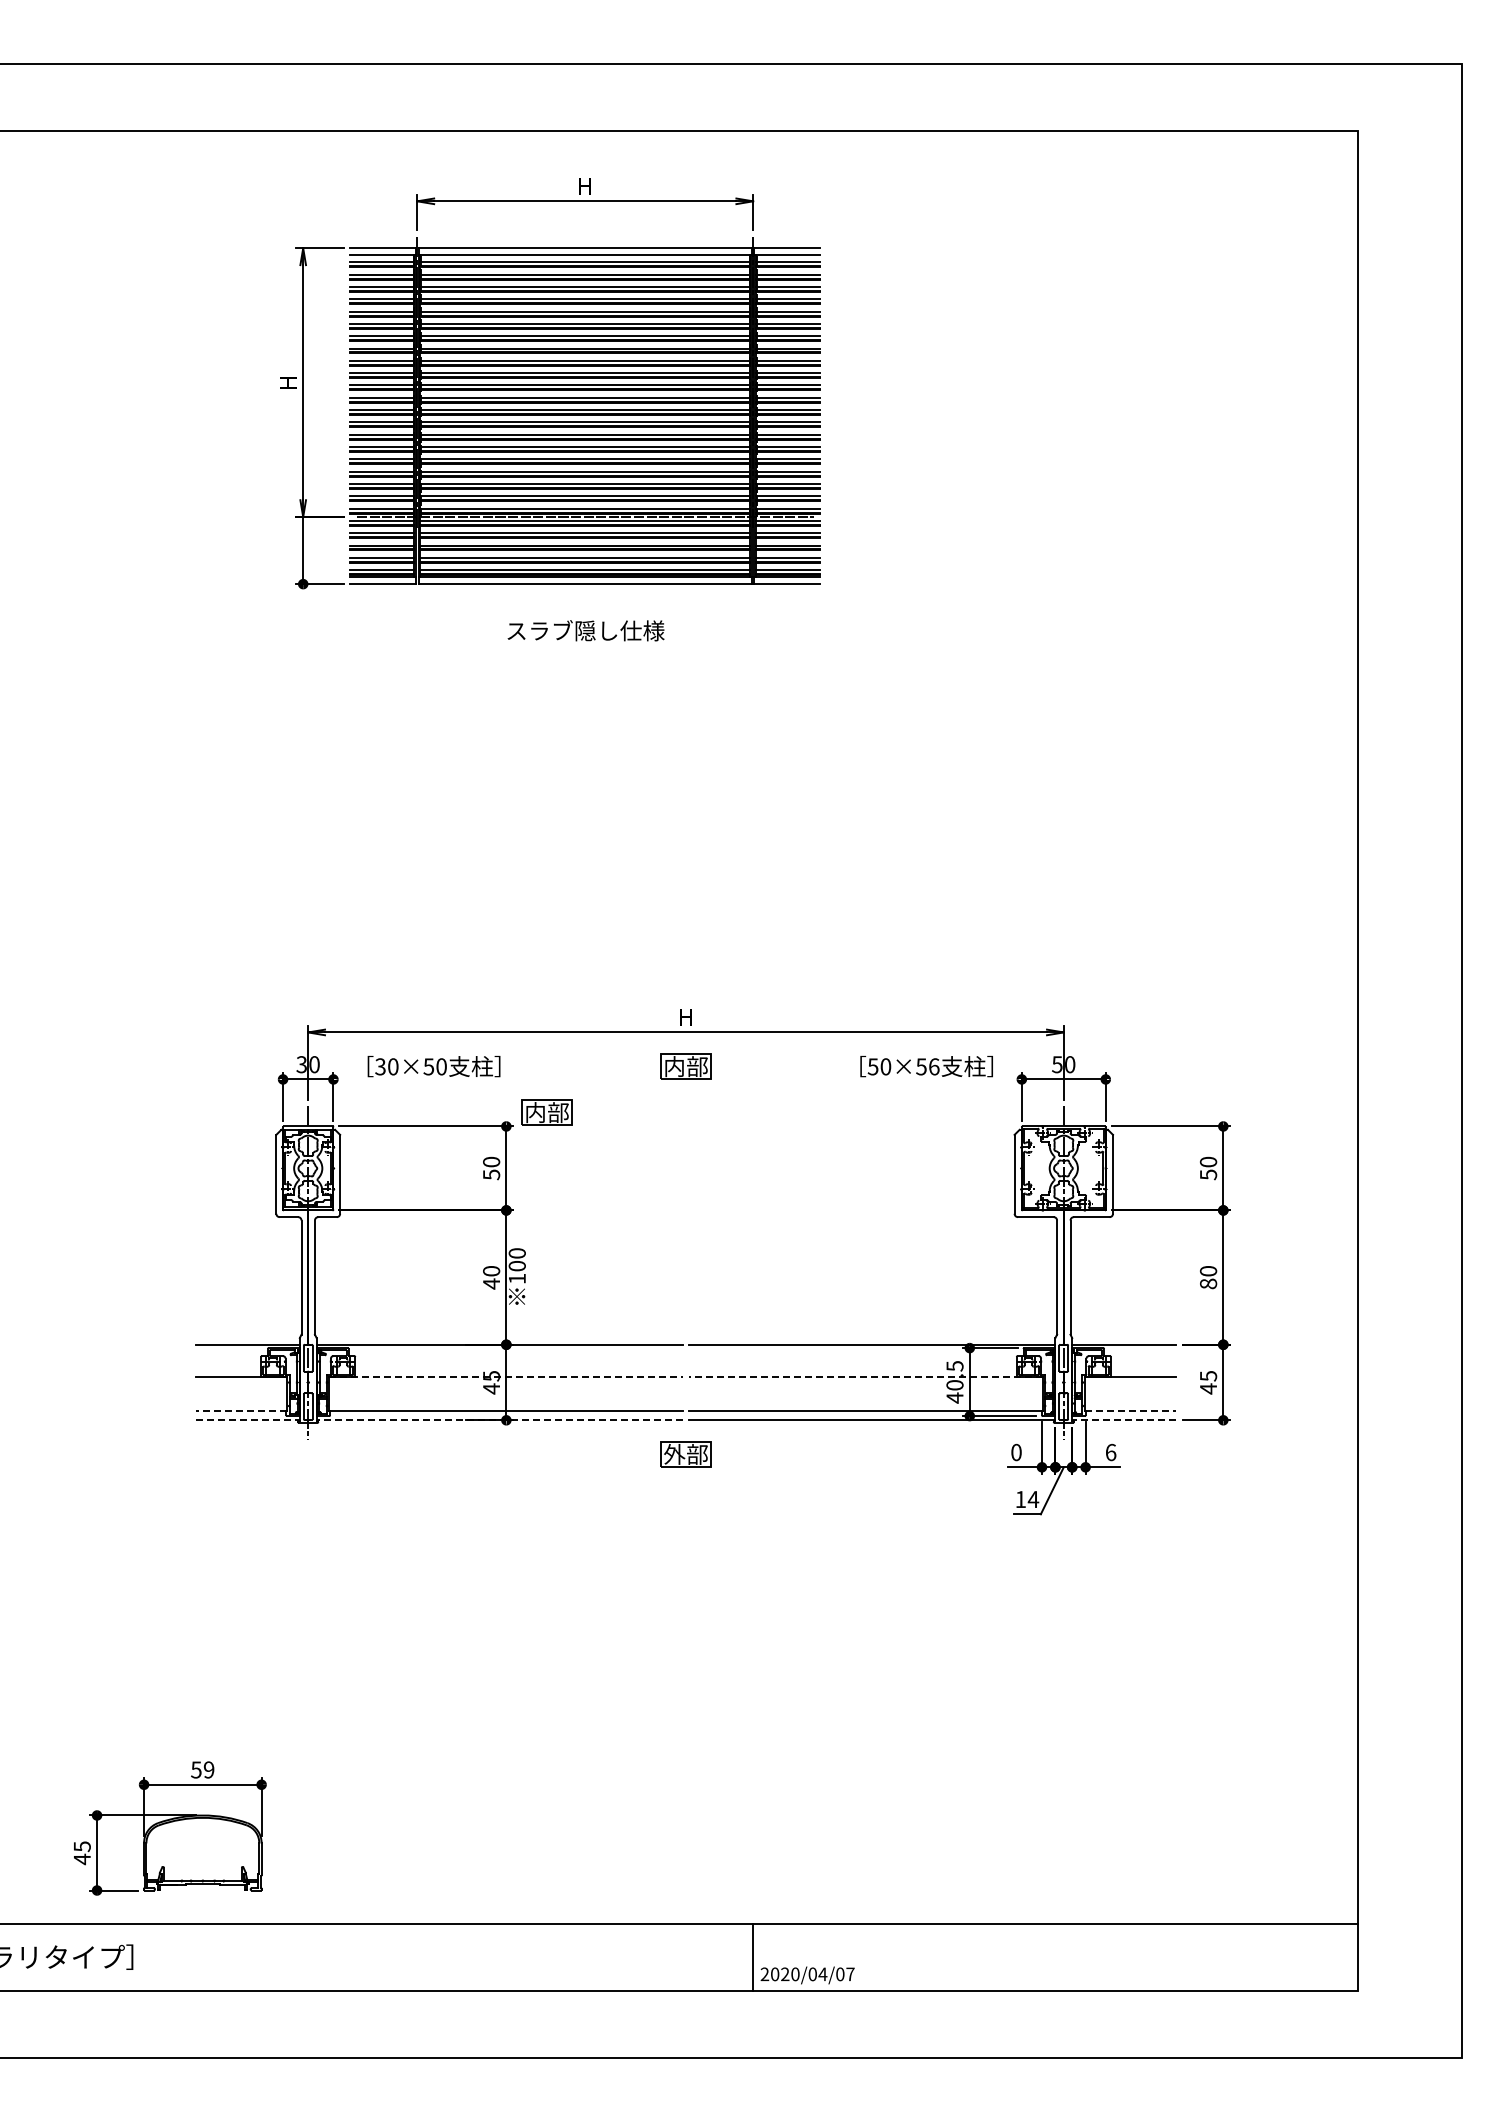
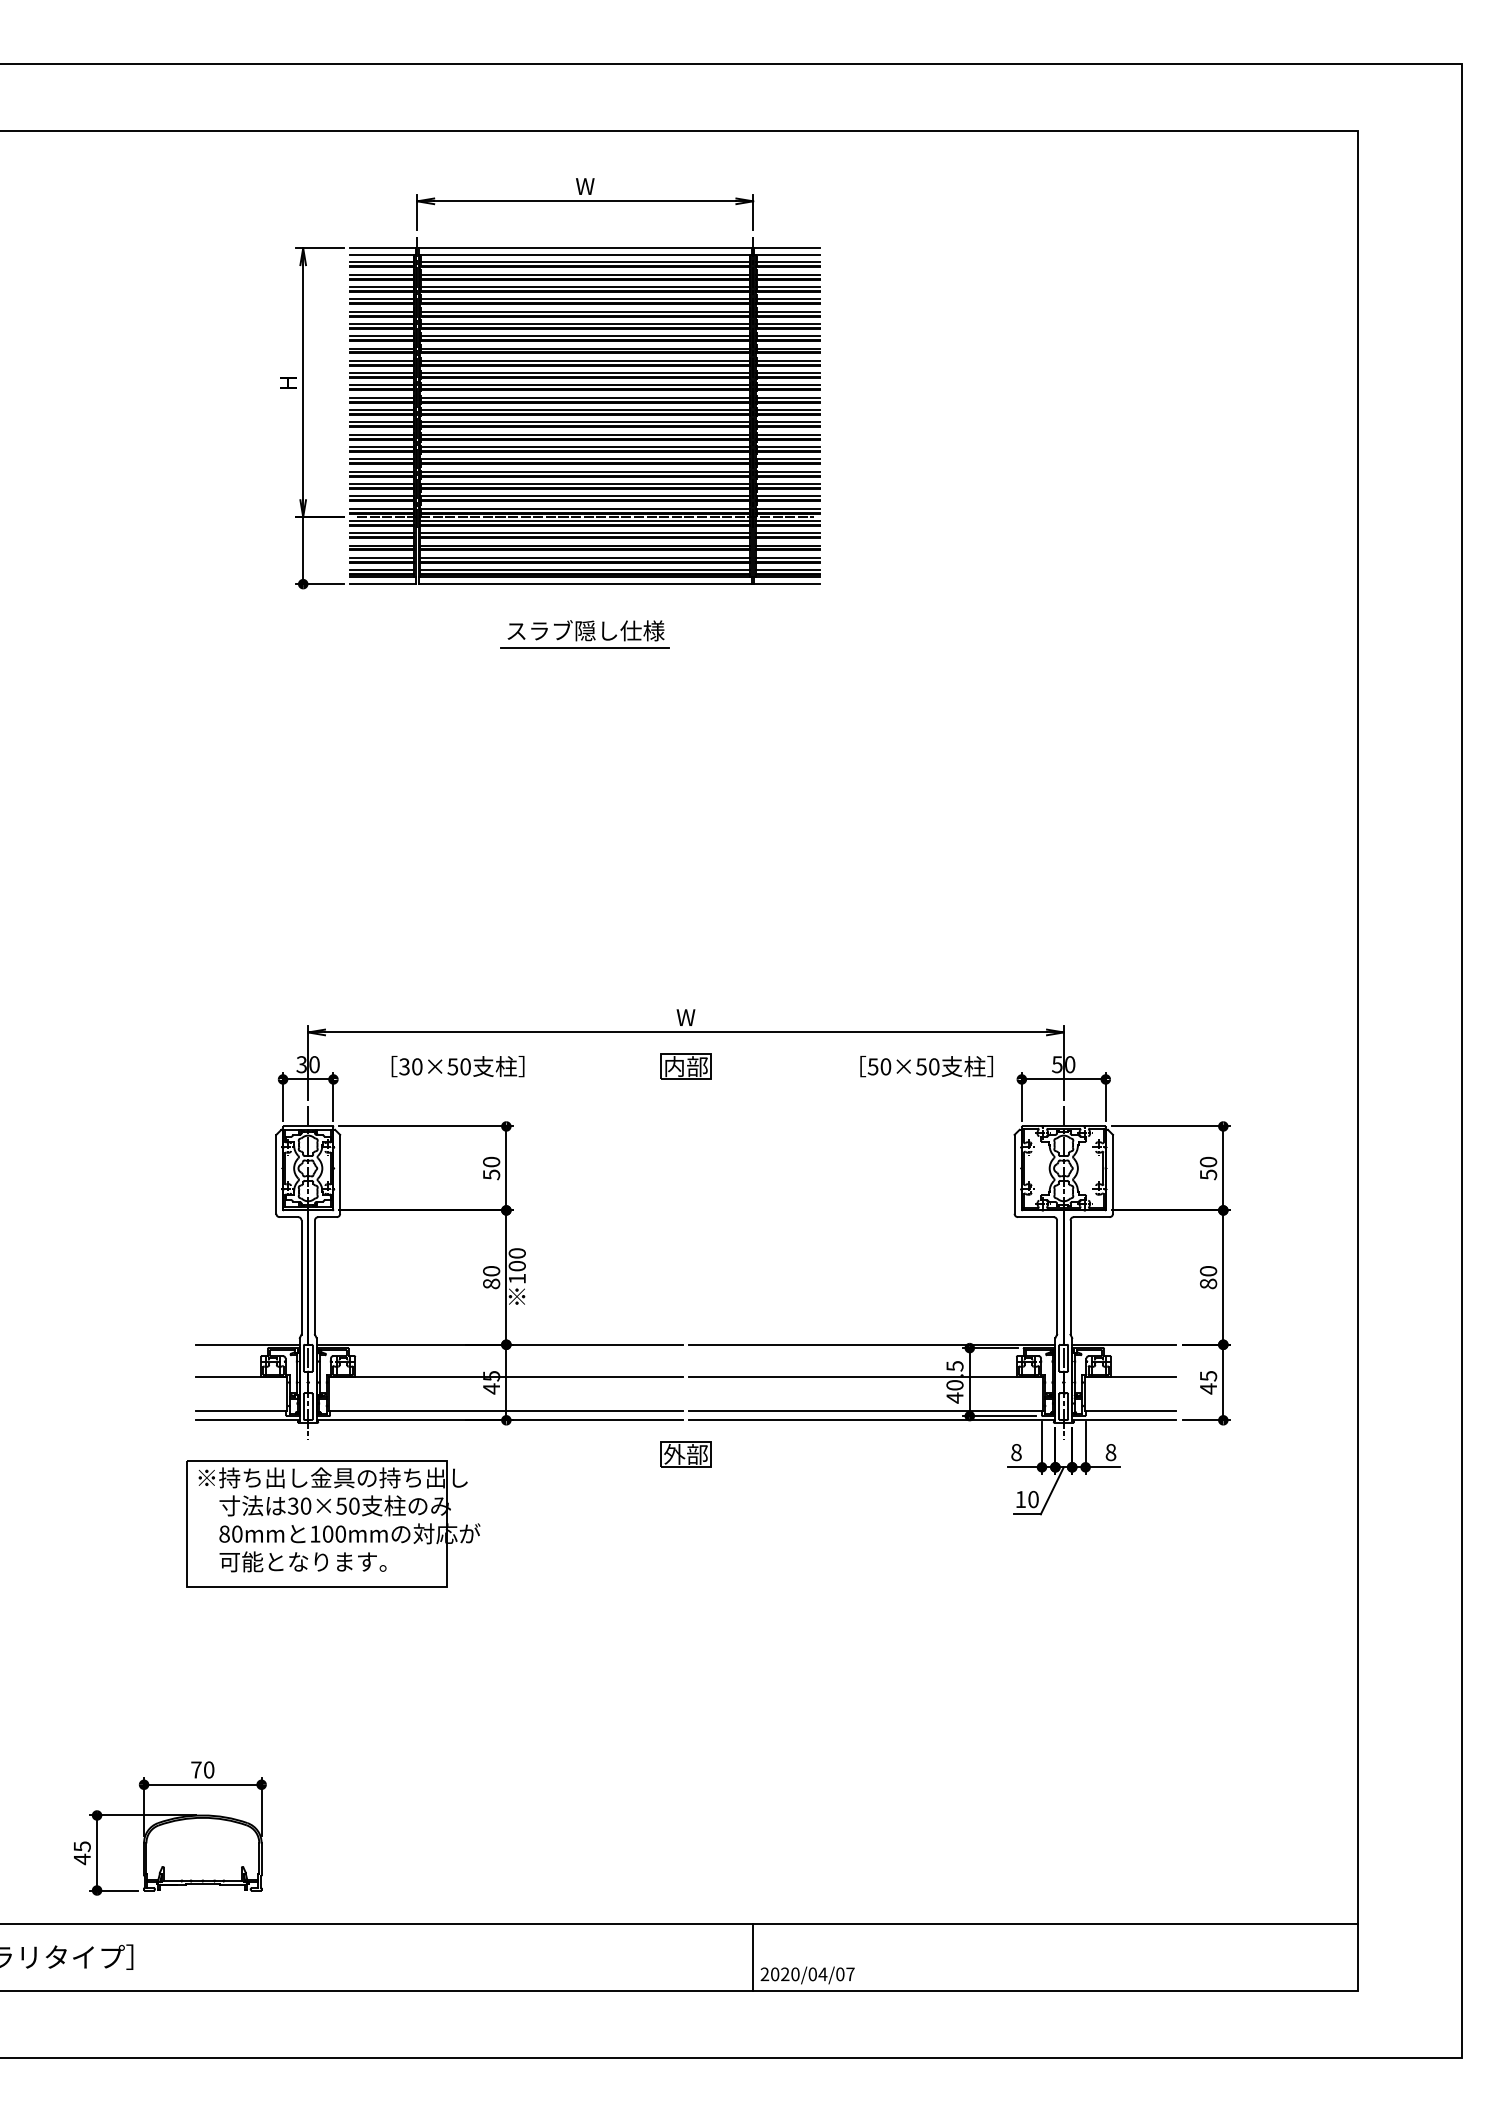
text: H -> W (585, 186)
line: none -> present (585, 647)
text: H -> W (685, 1017)
text position: (433, 1066) -> (457, 1066) (457, 1066)
text: 50×56 -> 50×50 (934, 1066)
part: present -> none (546, 1112)
text: 40 -> 80 (491, 1283)
line: dashed -> solid (505, 1377)
line: dashed -> solid (866, 1377)
line: dashed -> solid (241, 1411)
line: dashed -> solid (1130, 1411)
line: dashed -> solid (248, 1420)
line: dashed -> solid (499, 1420)
line: dashed -> solid (1123, 1420)
text: 6 -> 8 (1110, 1451)
text: 0 -> 8 (1016, 1452)
text: 14 -> 10 (1033, 1499)
part: none -> present (333, 1523)
text: 59 -> 70 (202, 1769)
